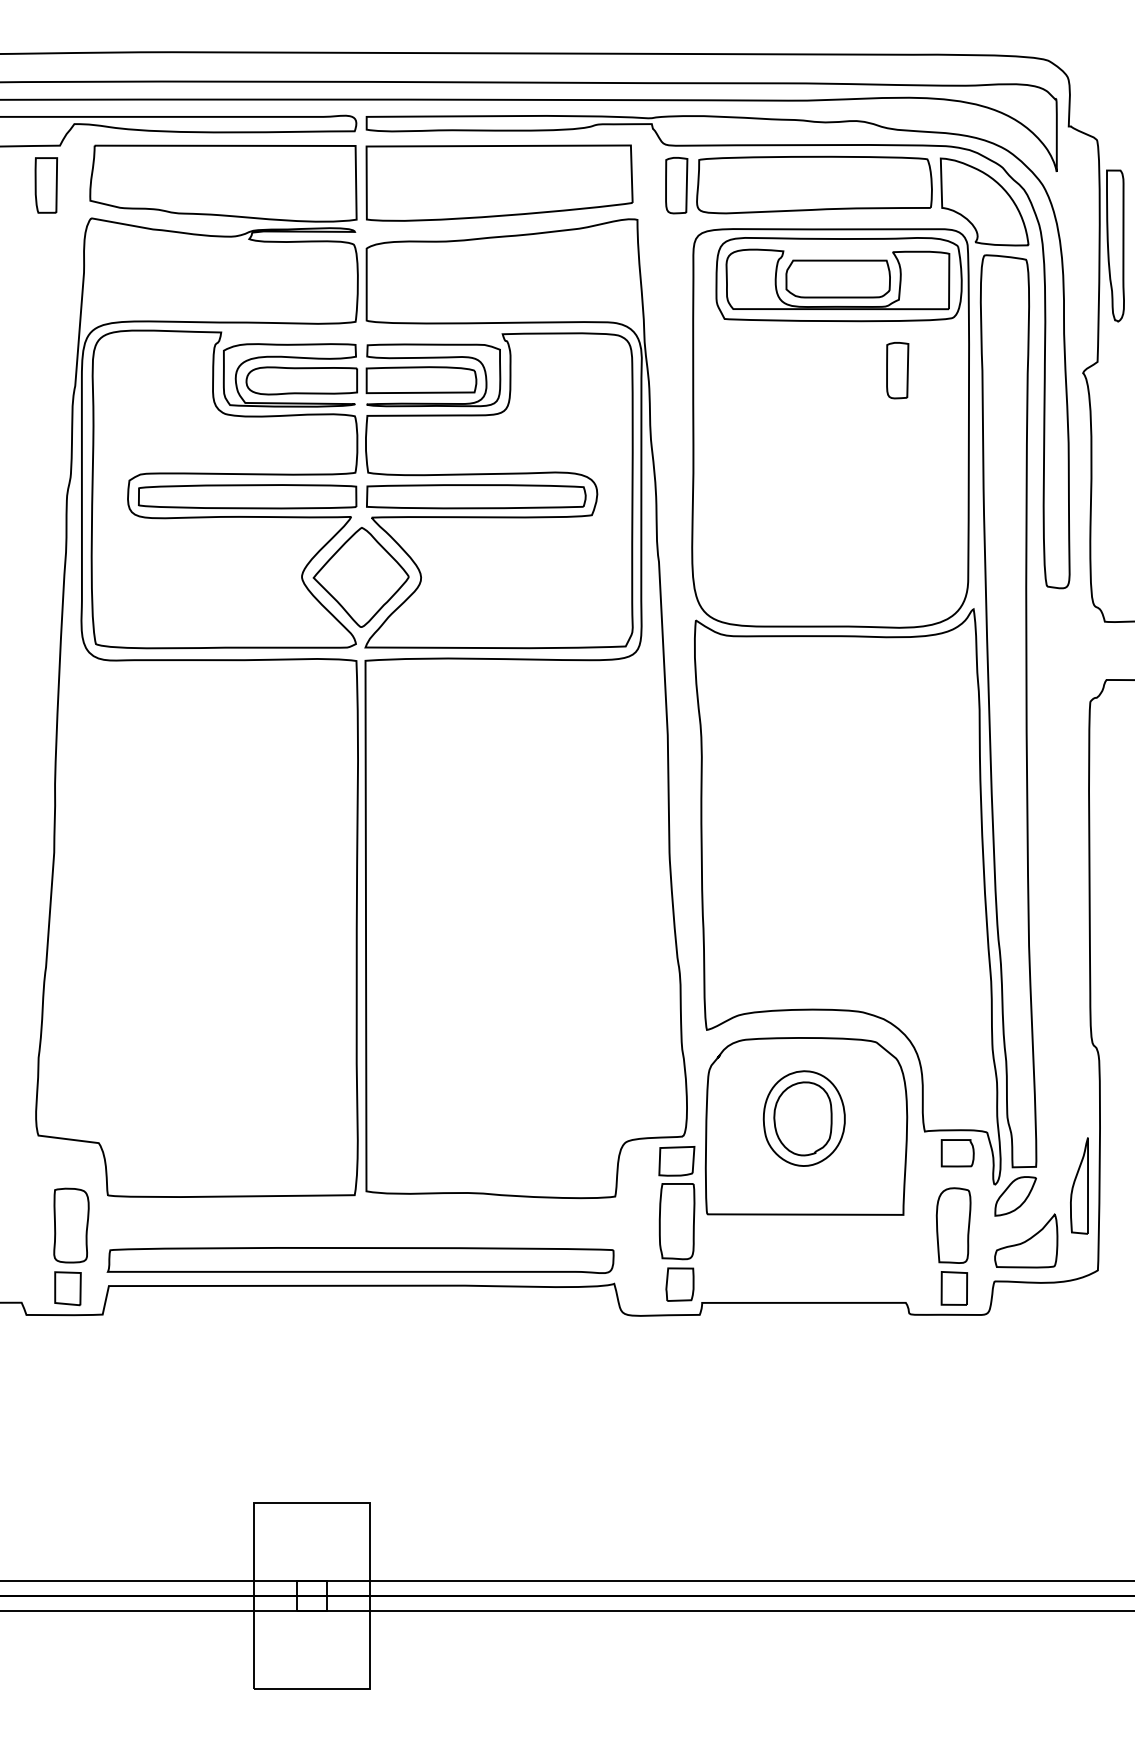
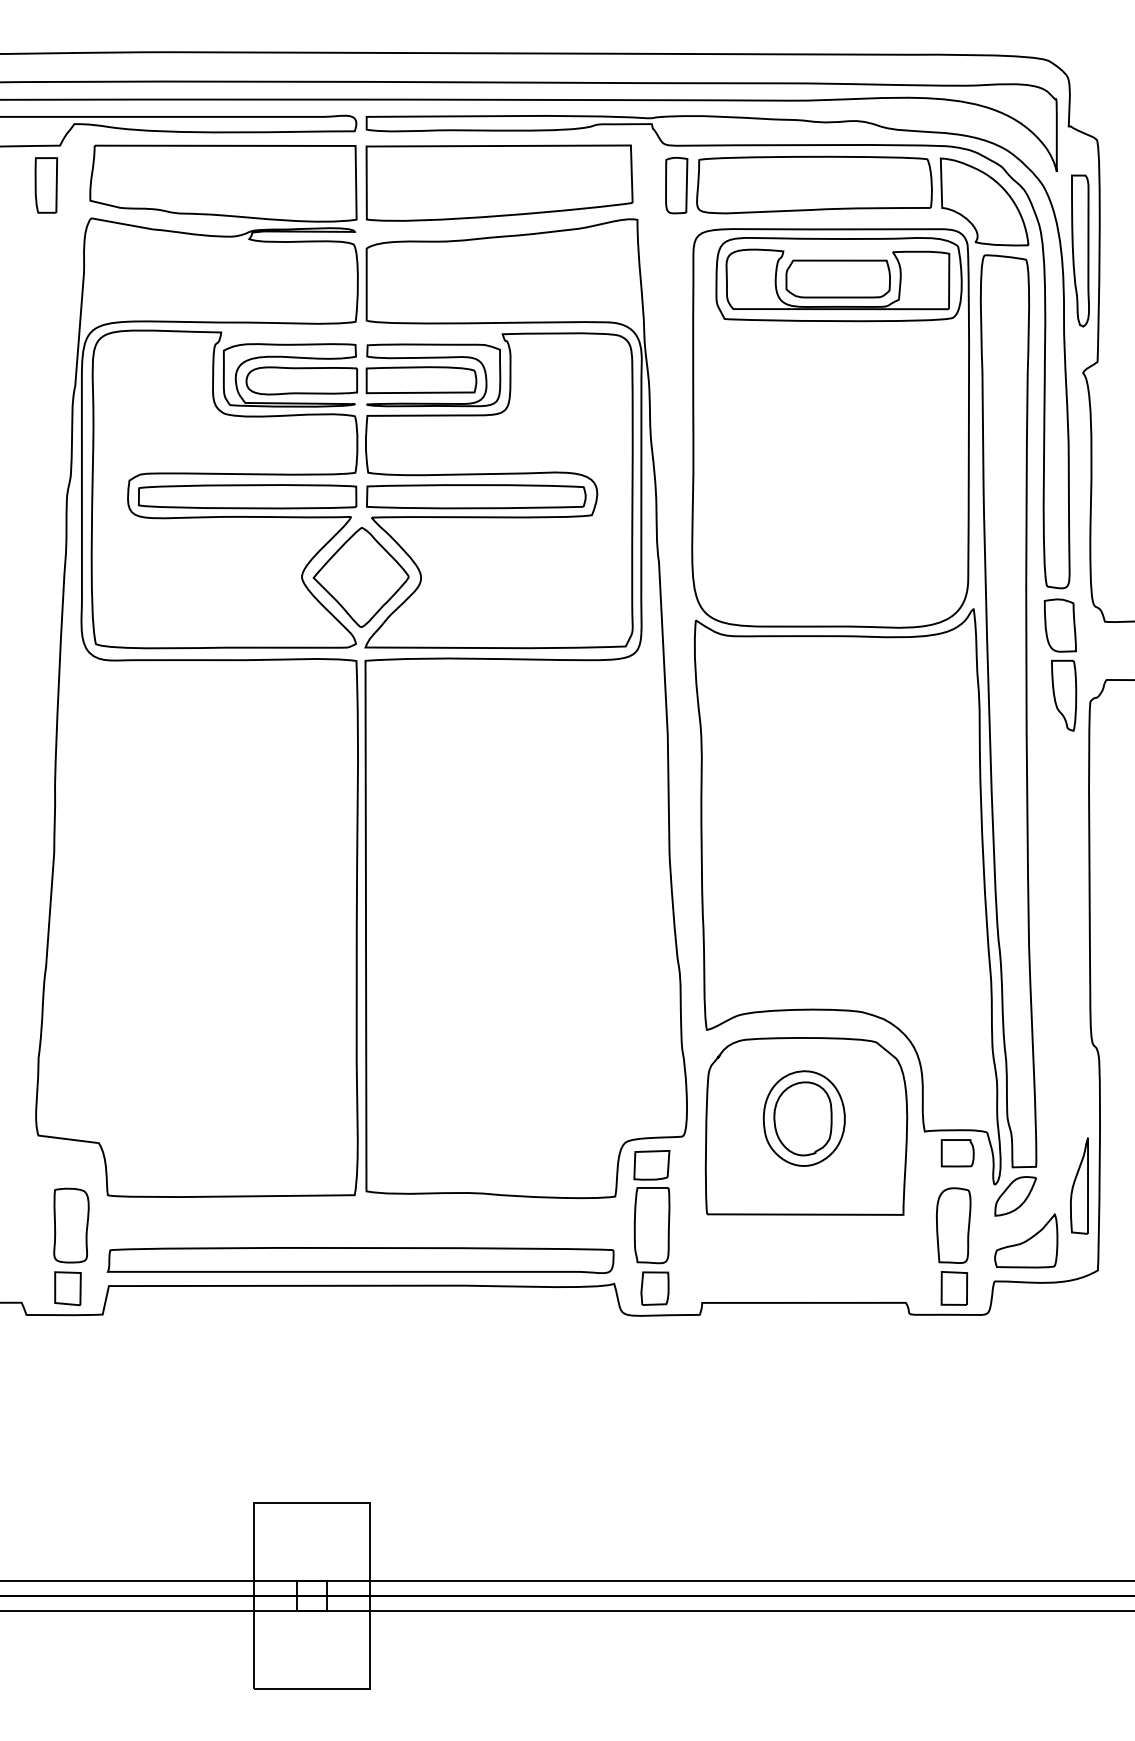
part position: (1115, 245) -> (1080, 250) (1080, 250)
part: present -> none (897, 370)
part: none -> present (1060, 664)
part position: (676, 1223) -> (651, 1227) (651, 1227)
